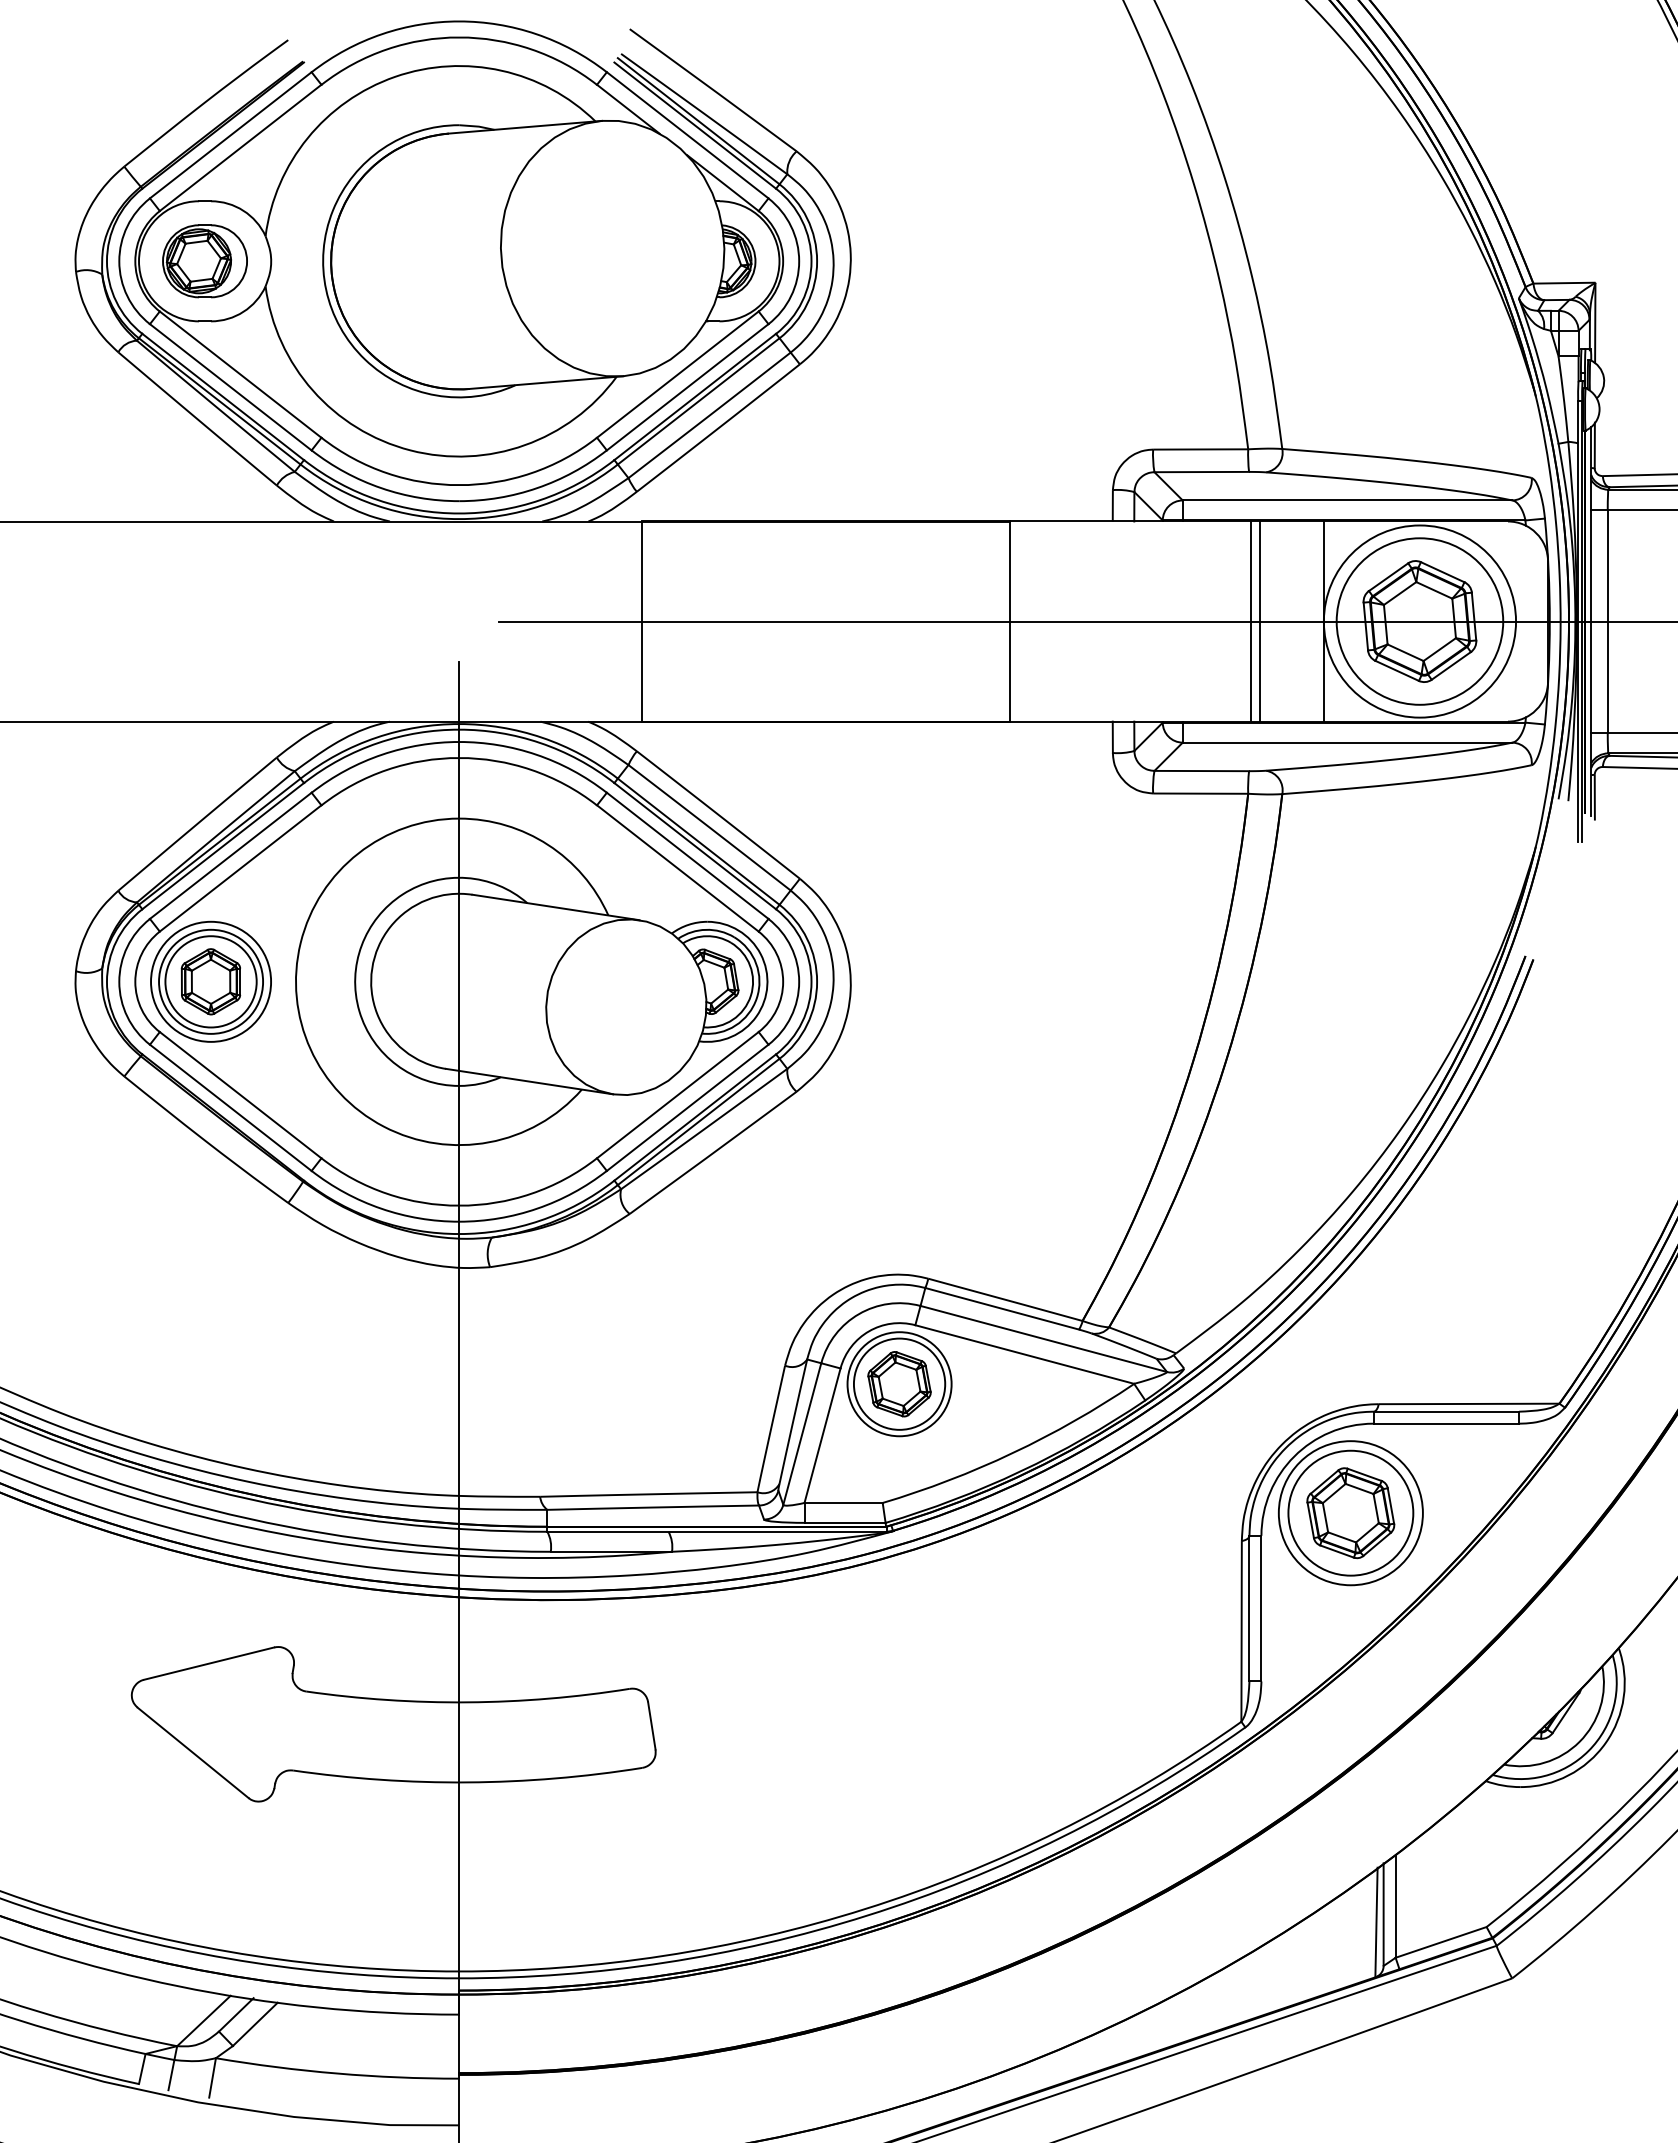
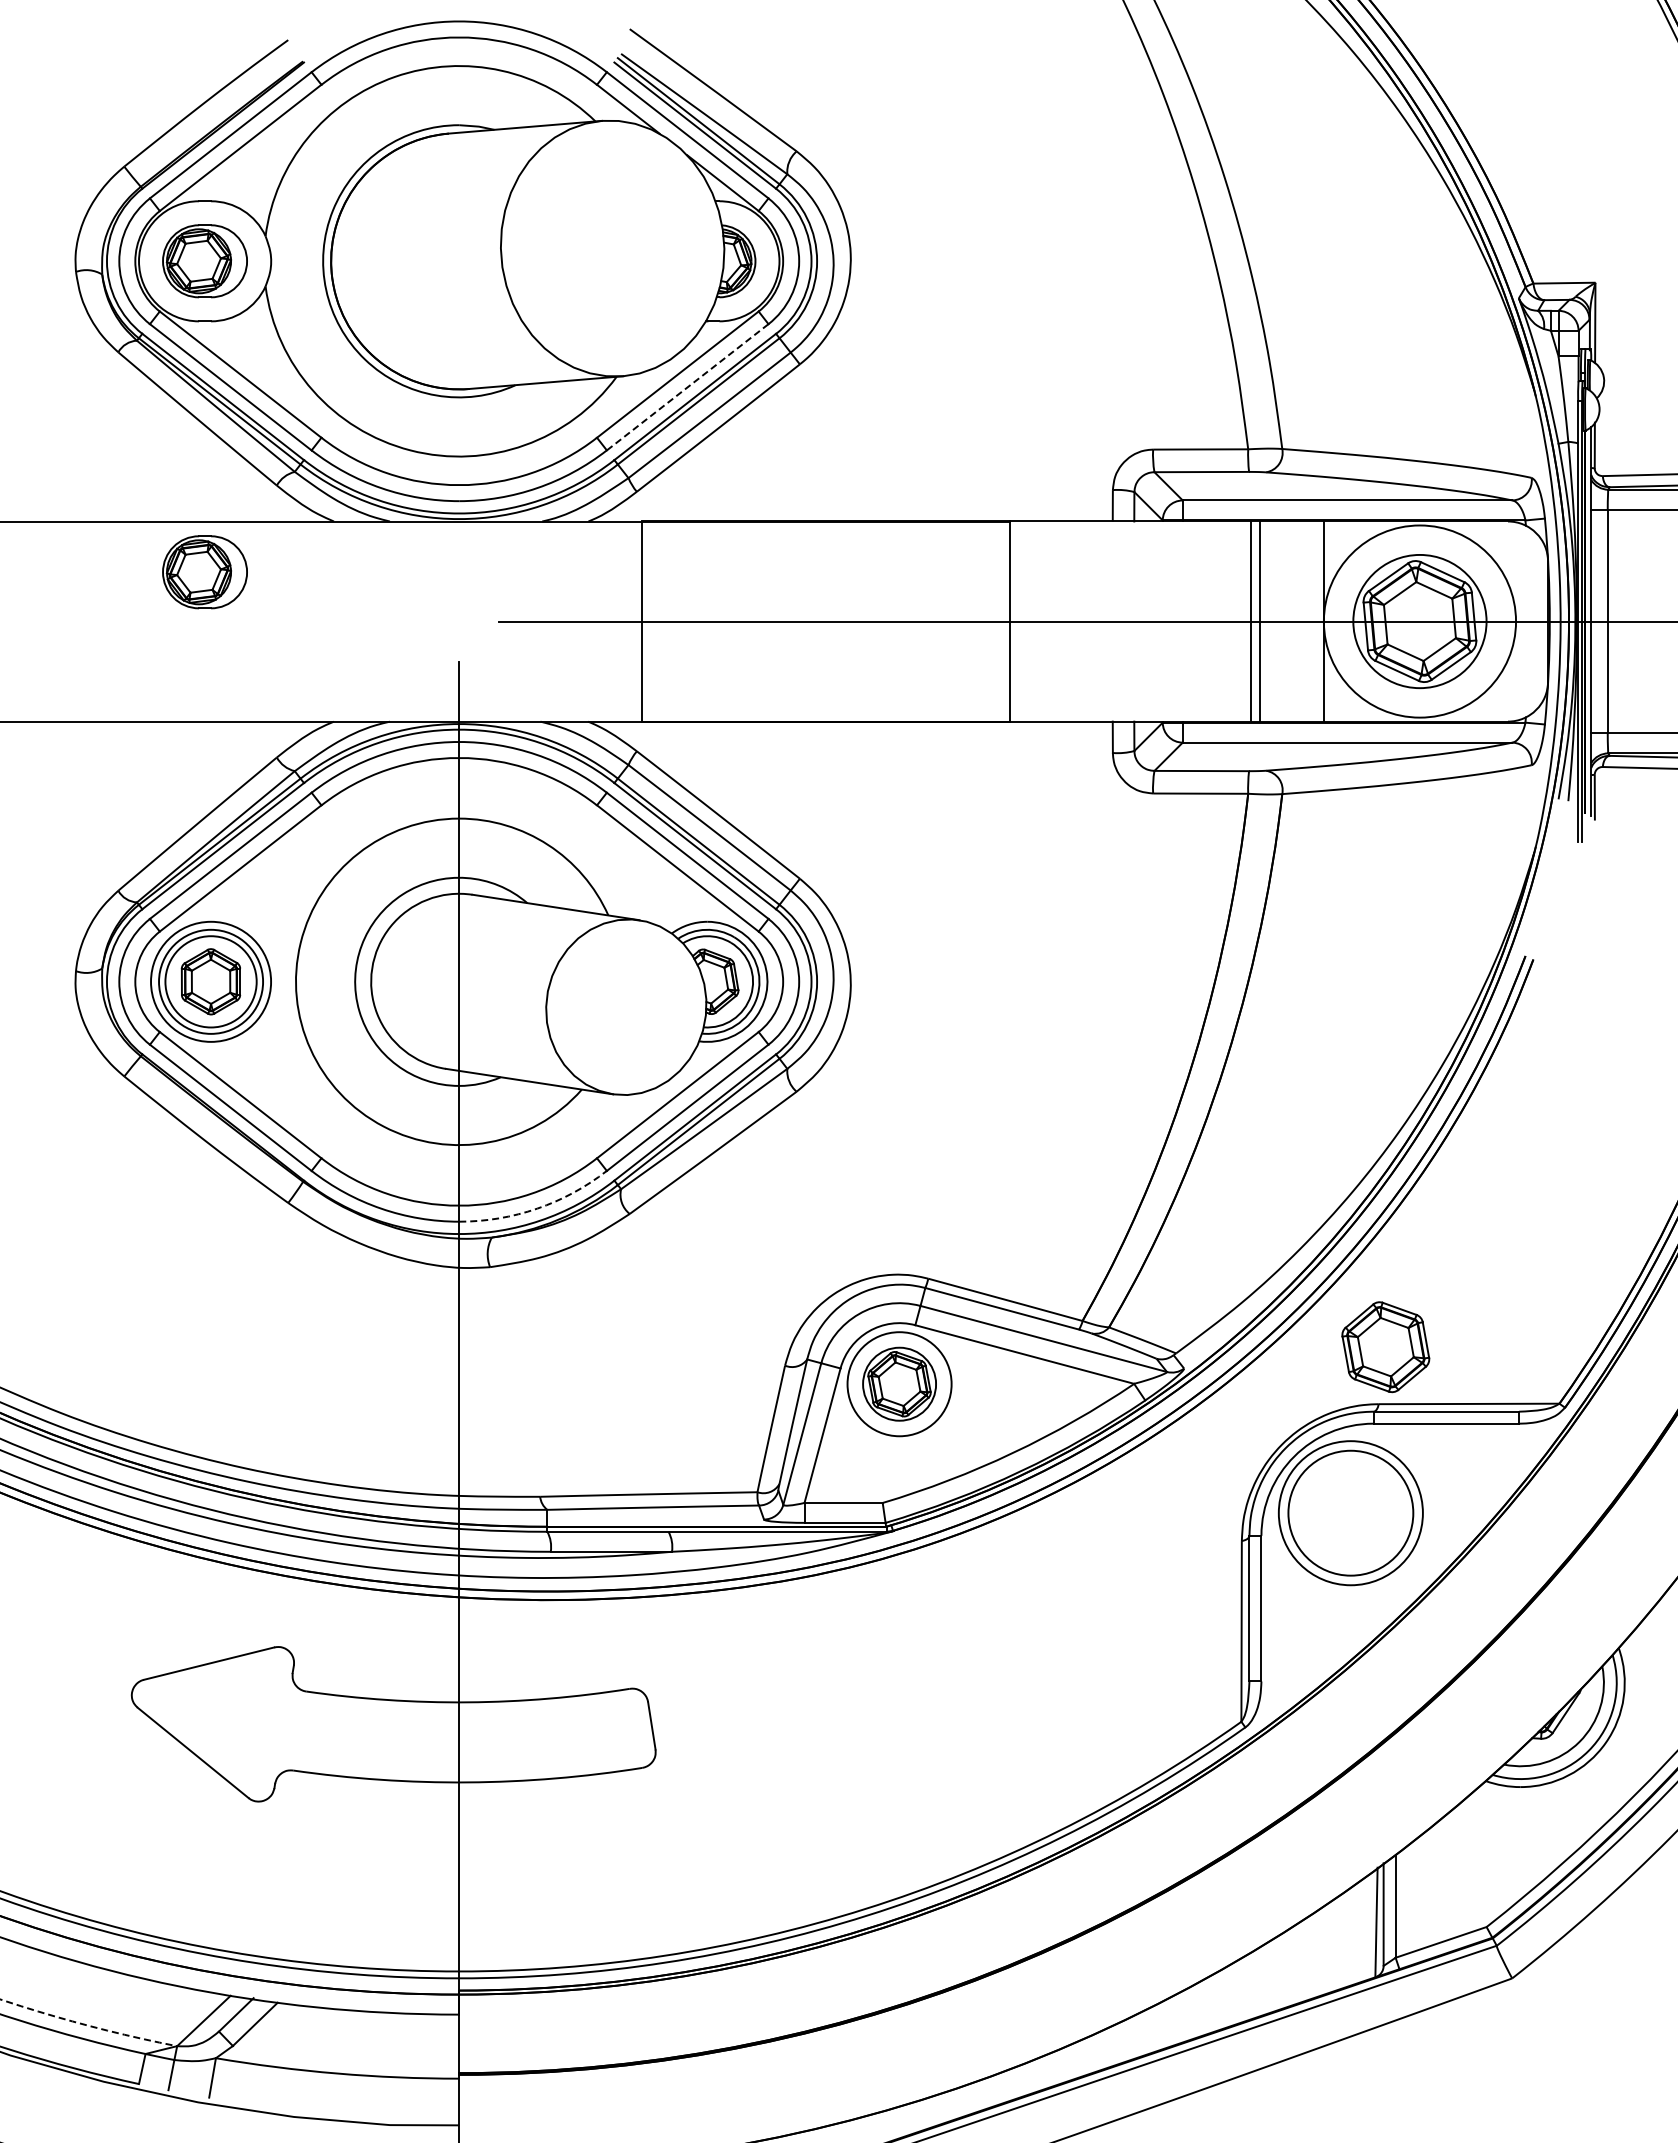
line: solid -> dashed (687, 387)
part: none -> present (204, 572)
circle diameter: 167 px -> 133 px (1419, 621)
arc: solid -> dashed (537, 1208)
circle diameter: 91 px -> 73 px (899, 1383)
part position: (1350, 1513) -> (1385, 1347) (1385, 1347)
arc: solid -> dashed (87, 2025)
